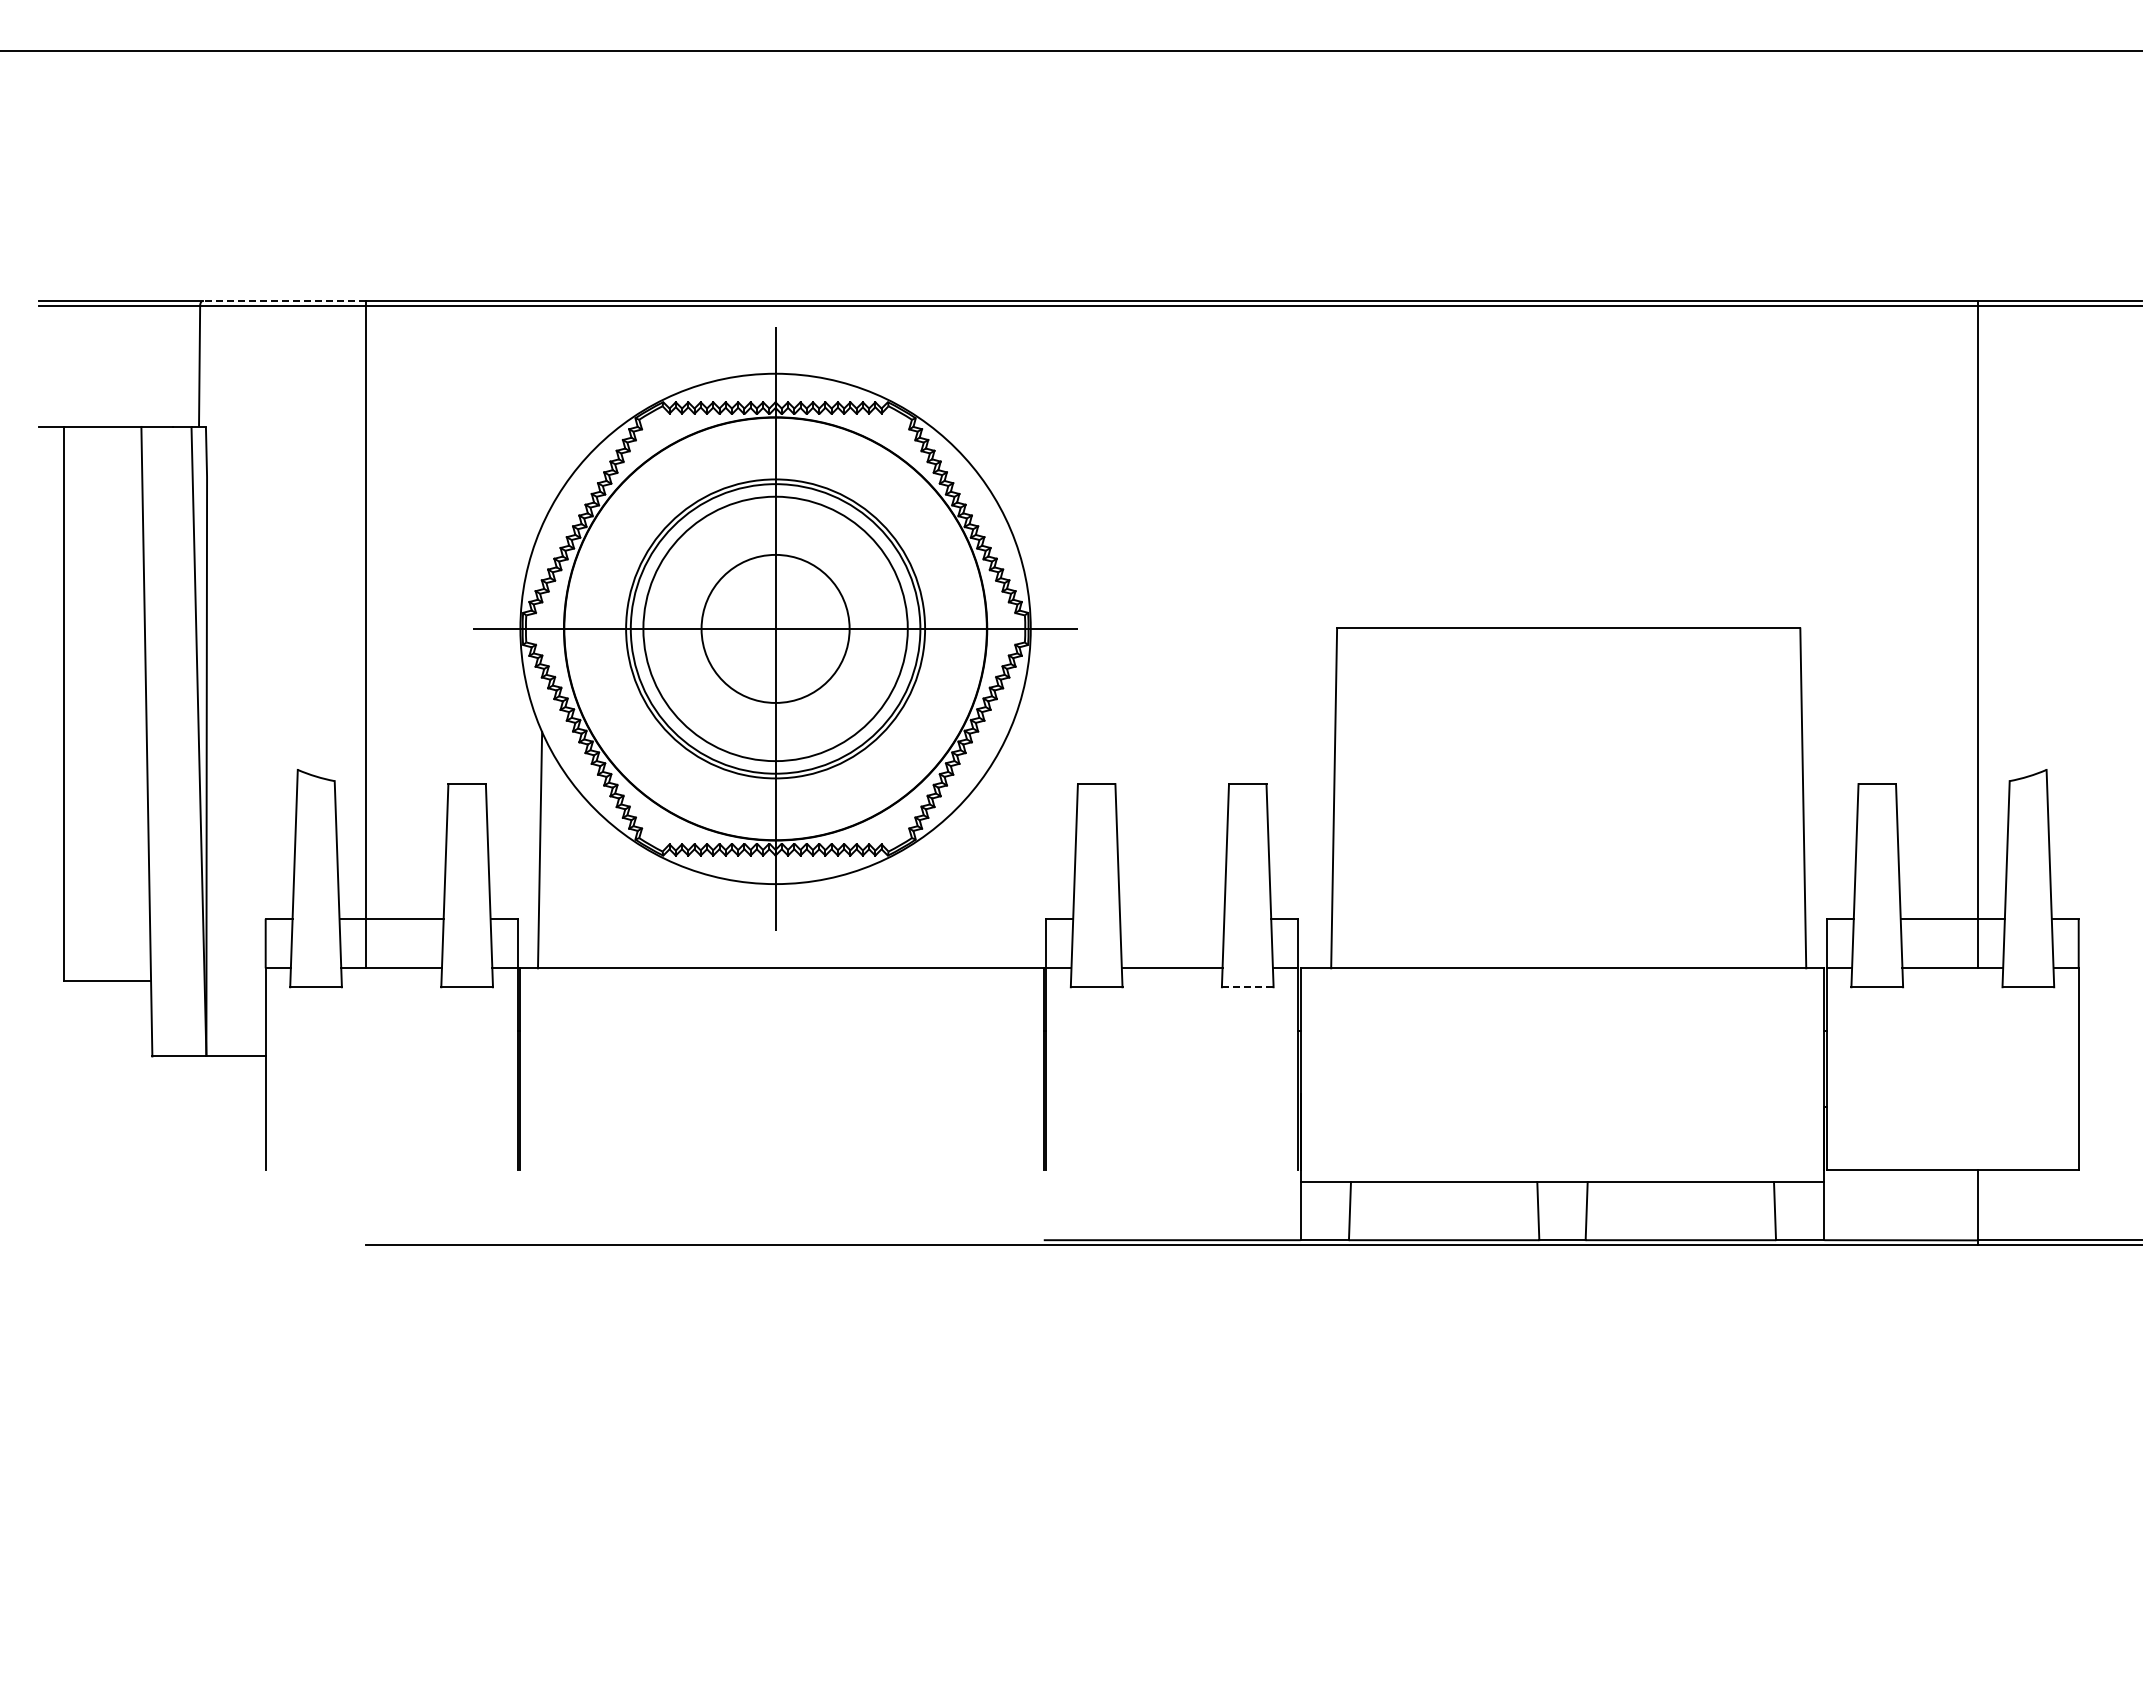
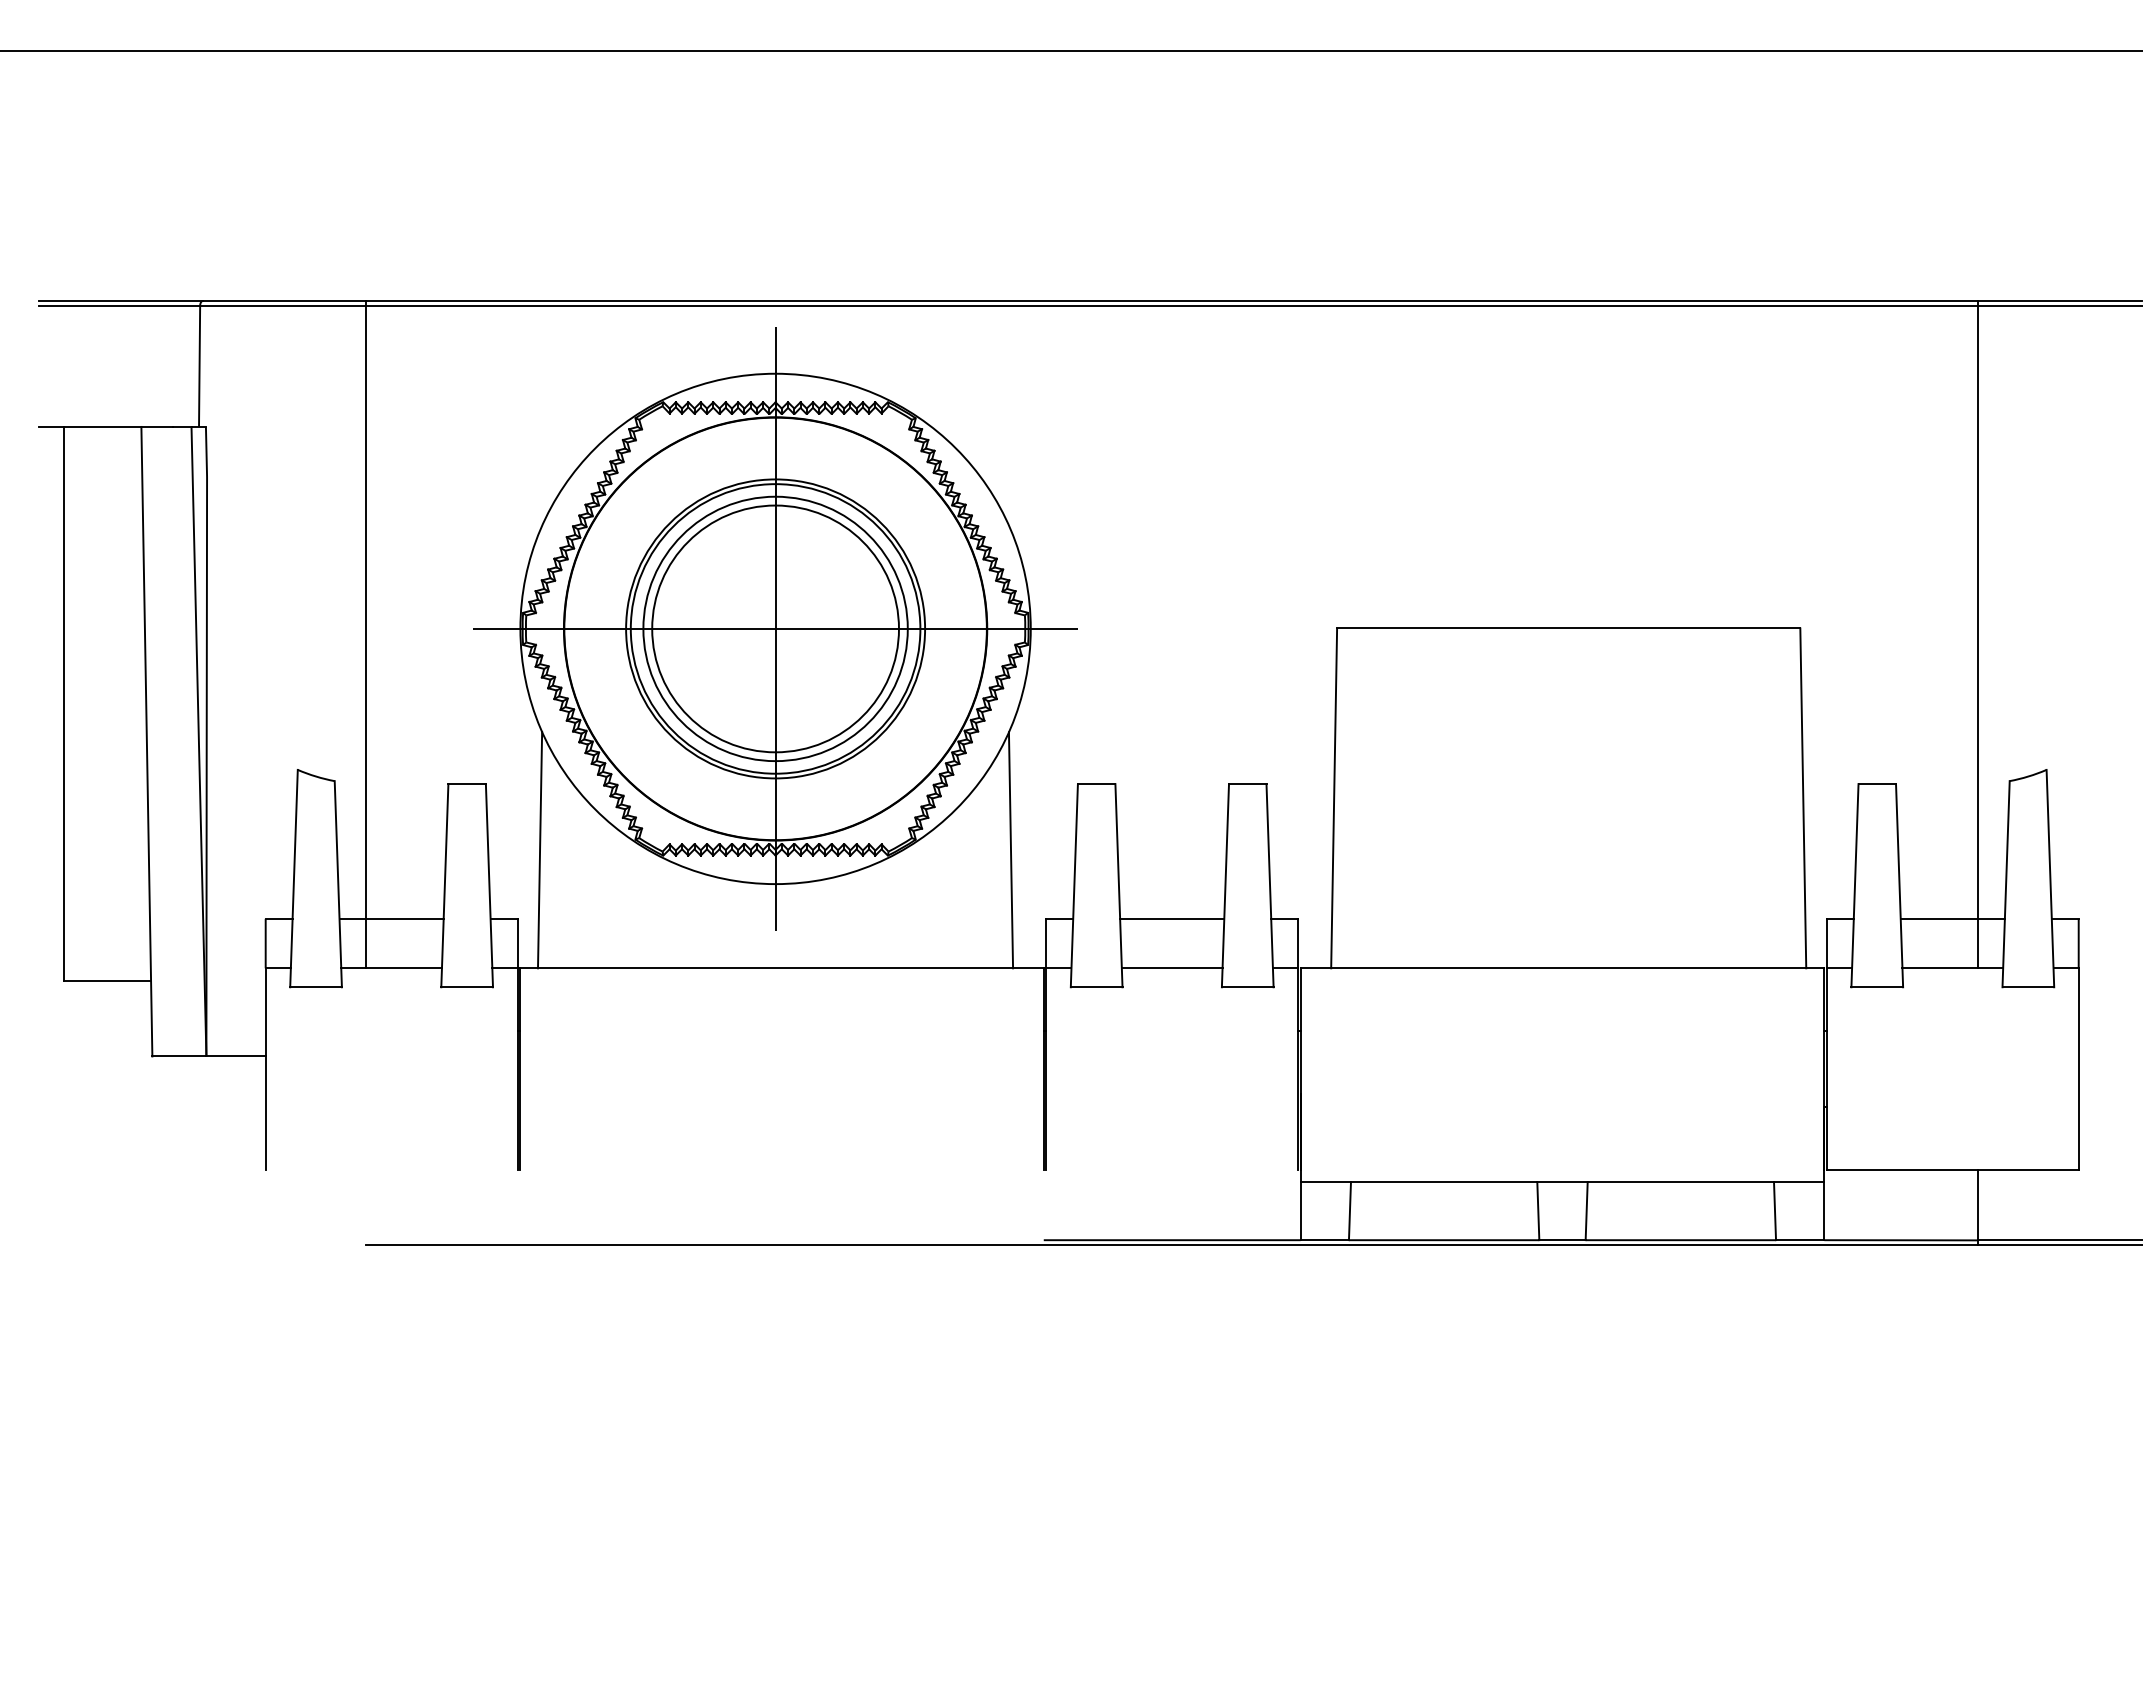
line: dashed -> solid (284, 301)
circle diameter: 148 px -> 247 px (775, 628)
line: none -> present (1010, 850)
line: none -> present (1172, 918)
line: dashed -> solid (1247, 987)
